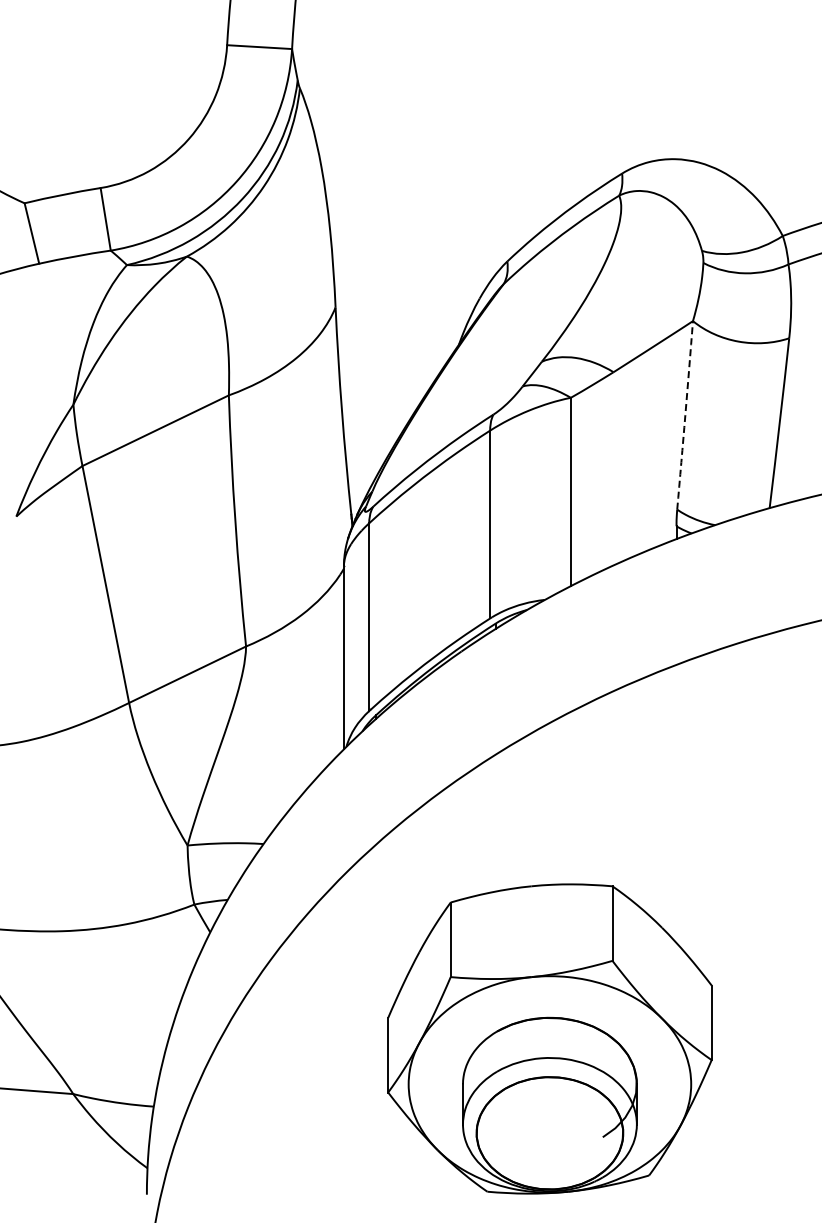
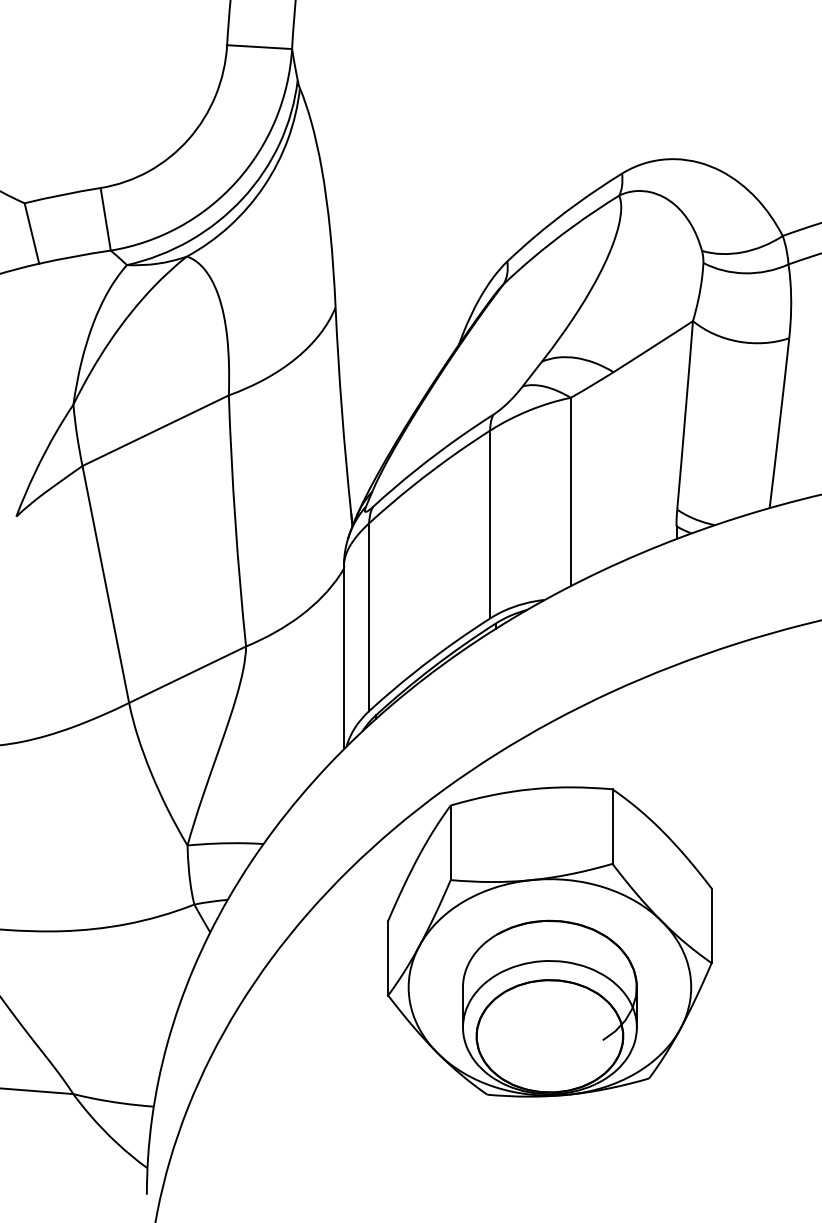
arc: dashed -> solid (685, 415)
part position: (549, 1038) -> (549, 941) (549, 941)
